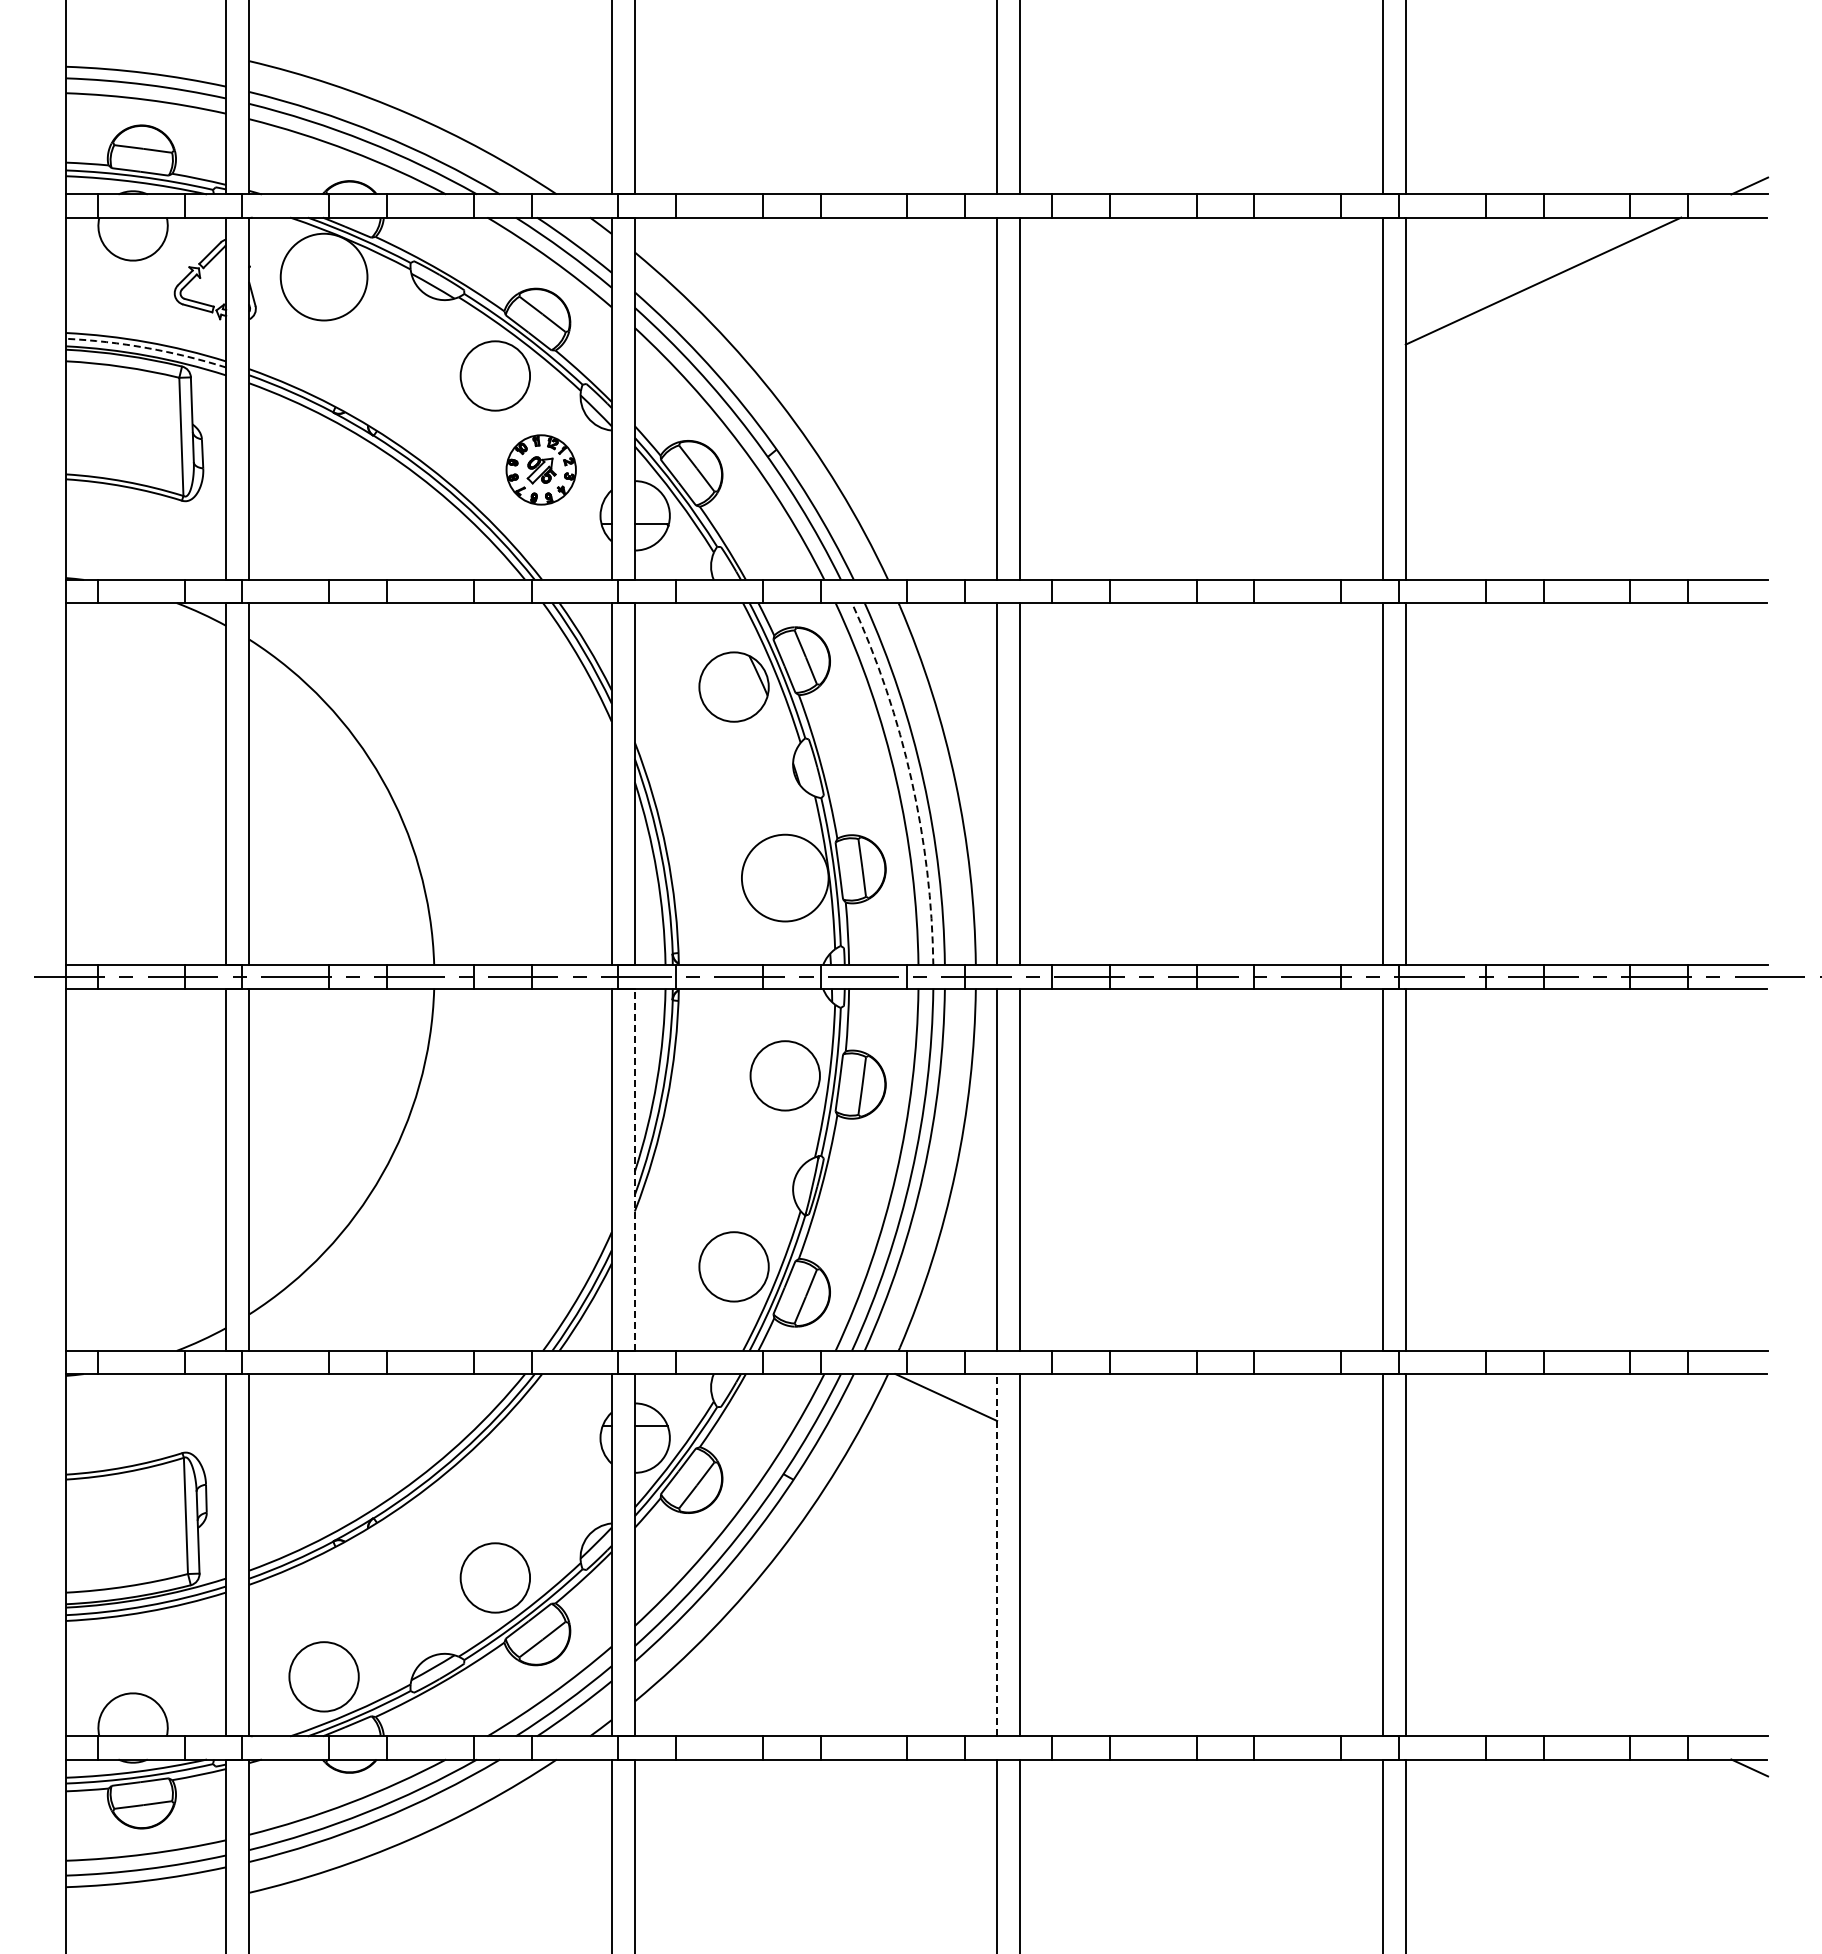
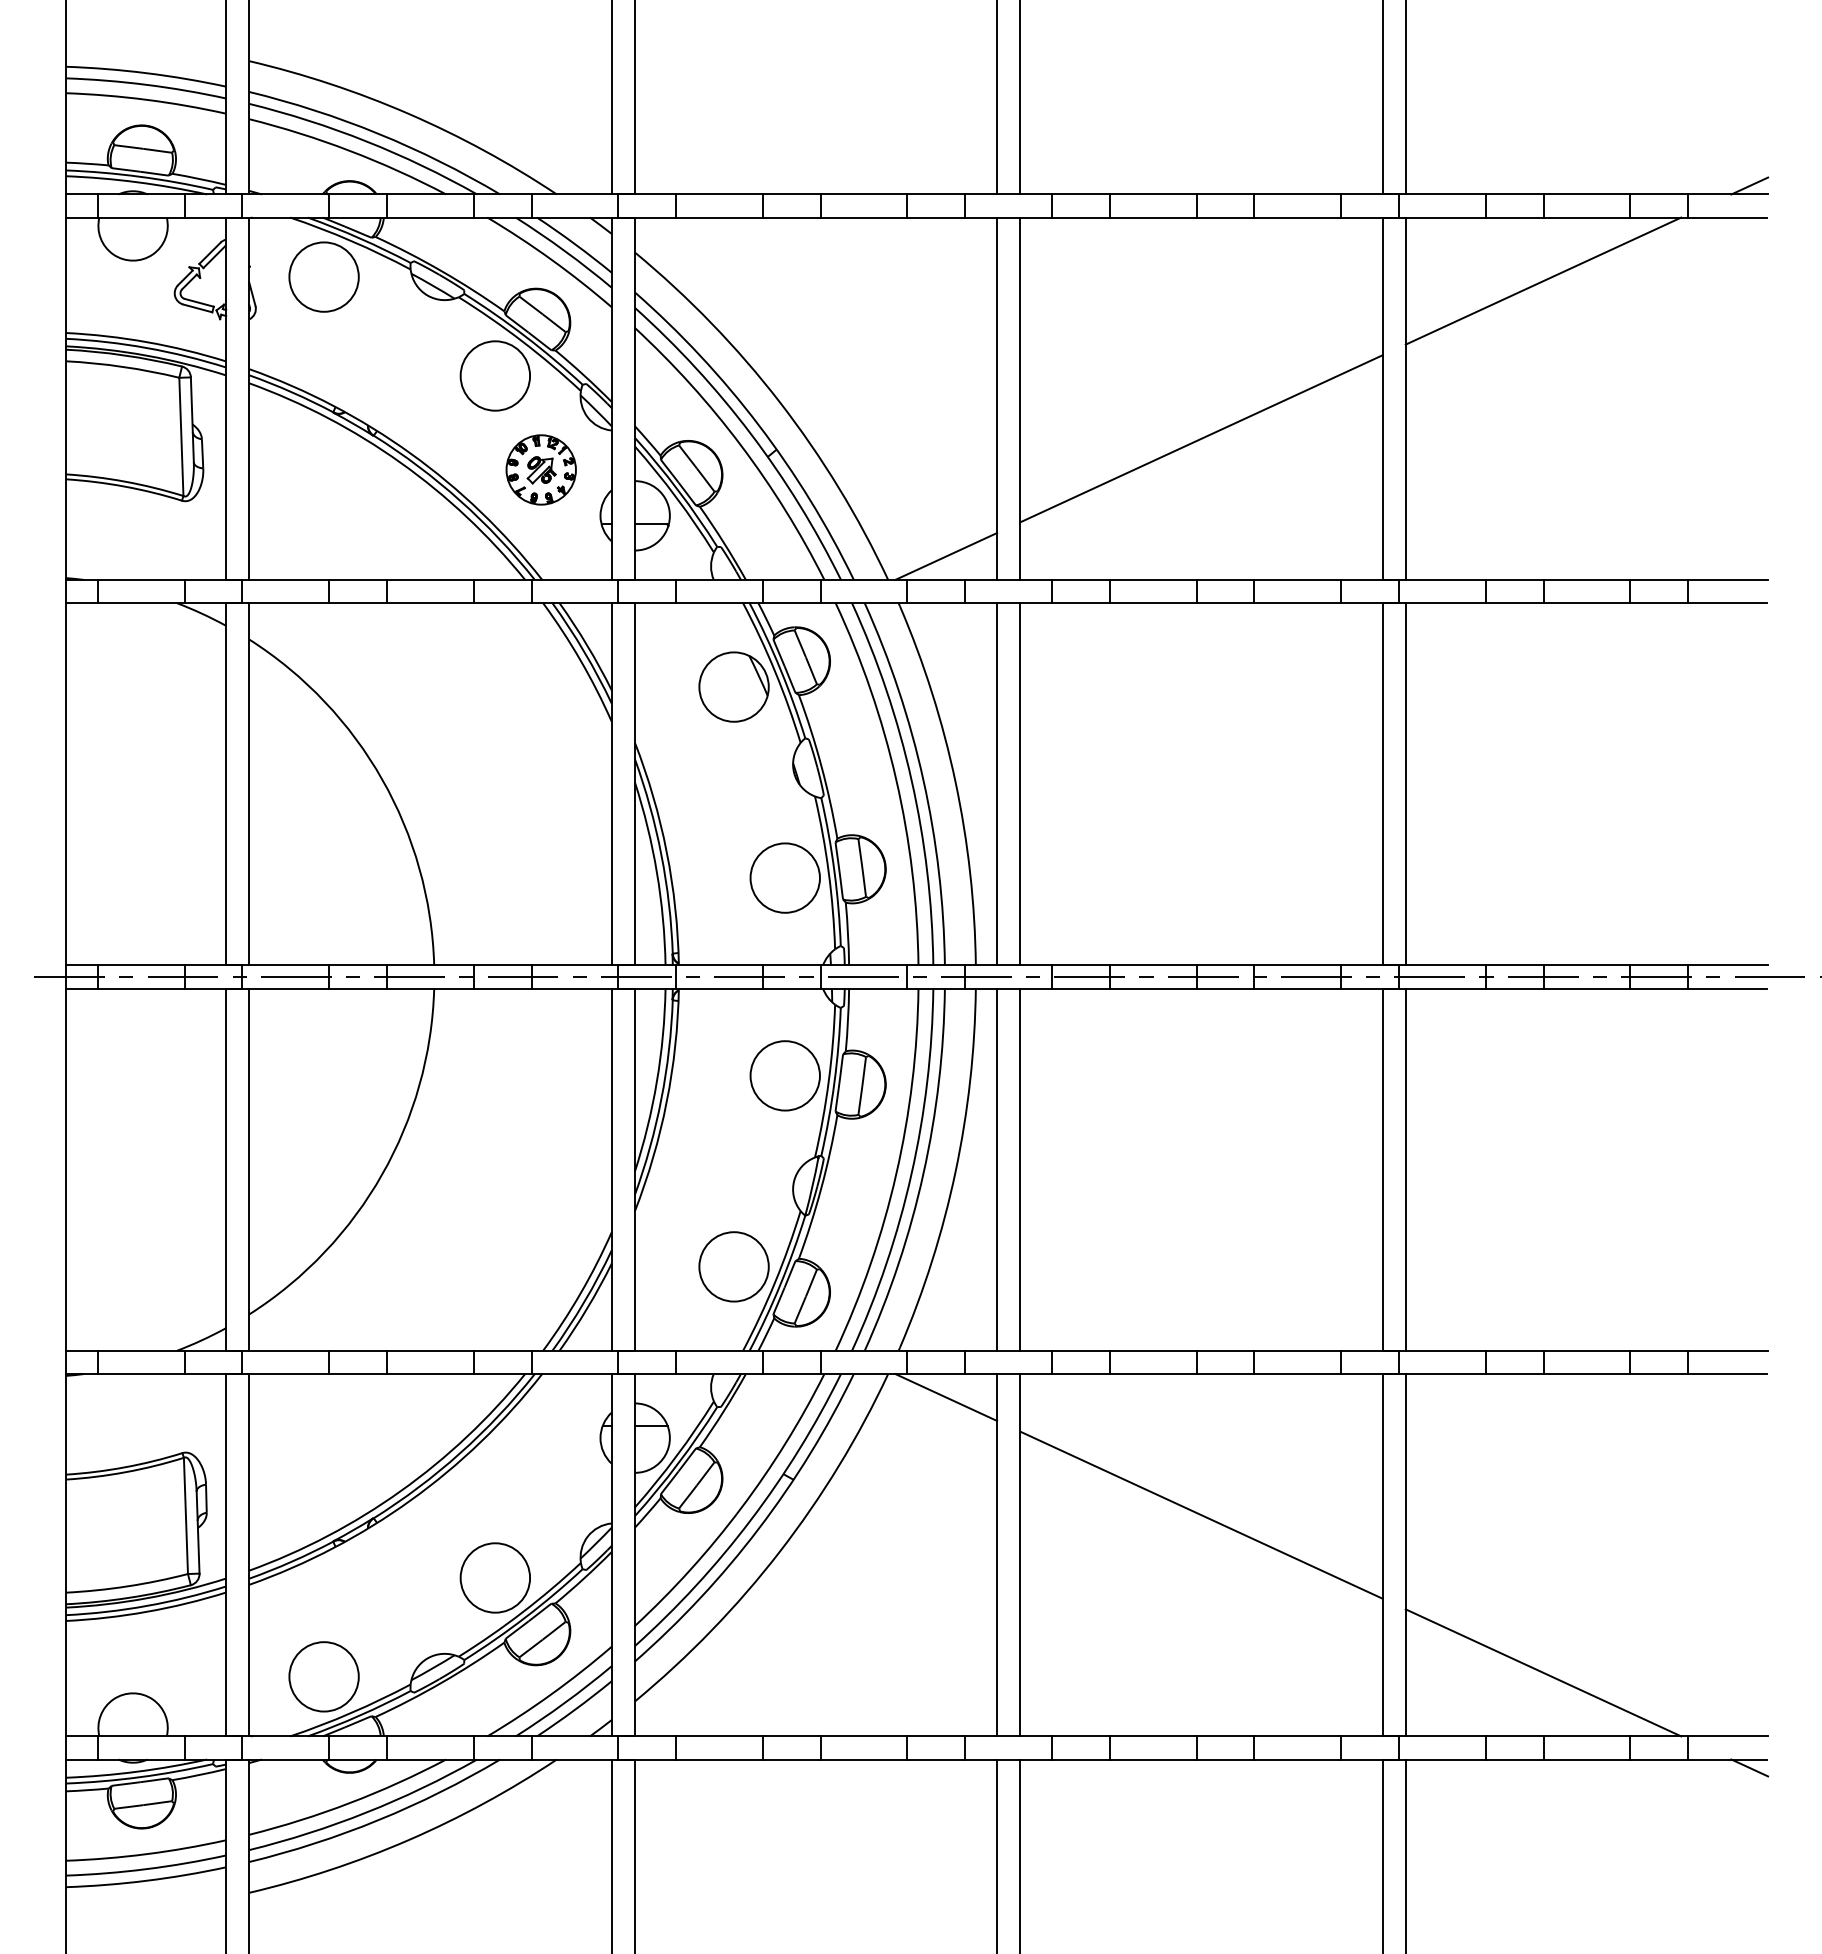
circle diameter: 87 px -> 69 px (323, 276)
arc: dashed -> solid (147, 348)
line: none -> present (1201, 438)
line: none -> present (946, 556)
arc: dashed -> solid (911, 780)
circle diameter: 87 px -> 69 px (784, 877)
line: dashed -> solid (634, 1169)
line: none -> present (1201, 1514)
line: dashed -> solid (997, 1554)
line: none -> present (1543, 1672)
